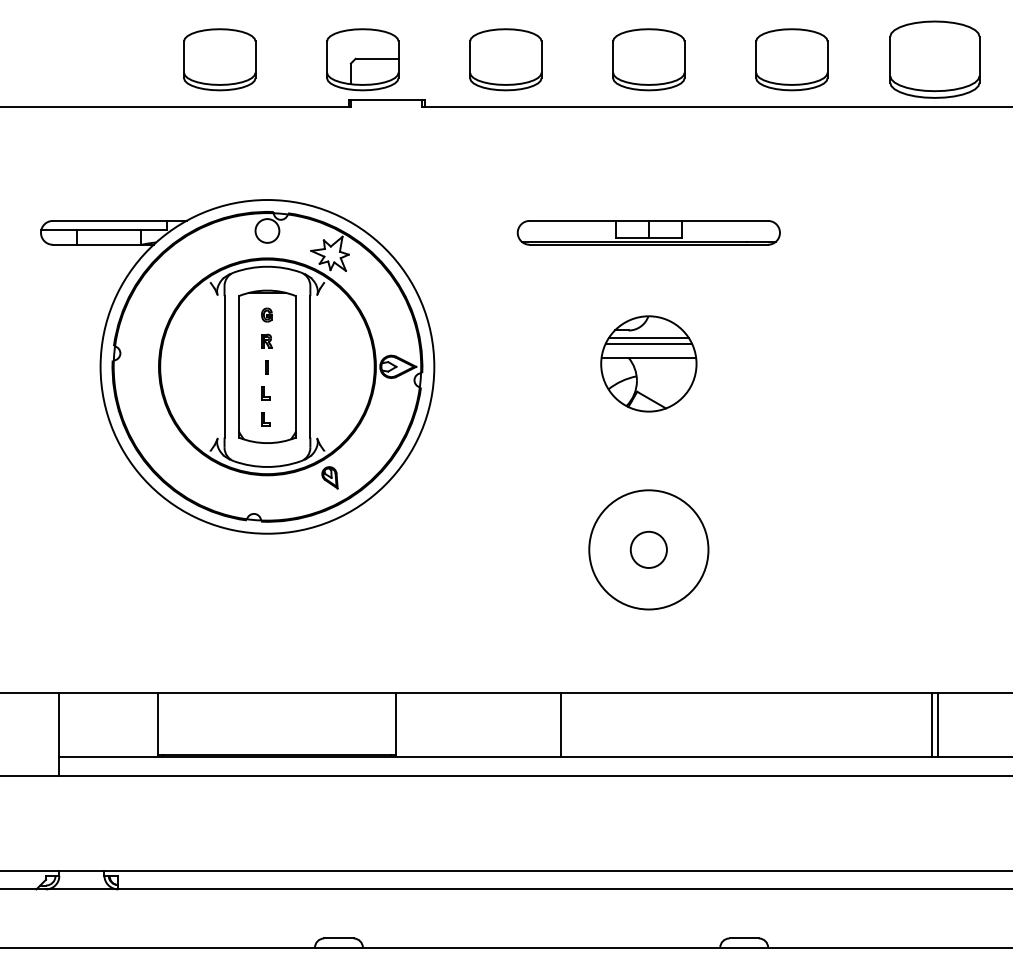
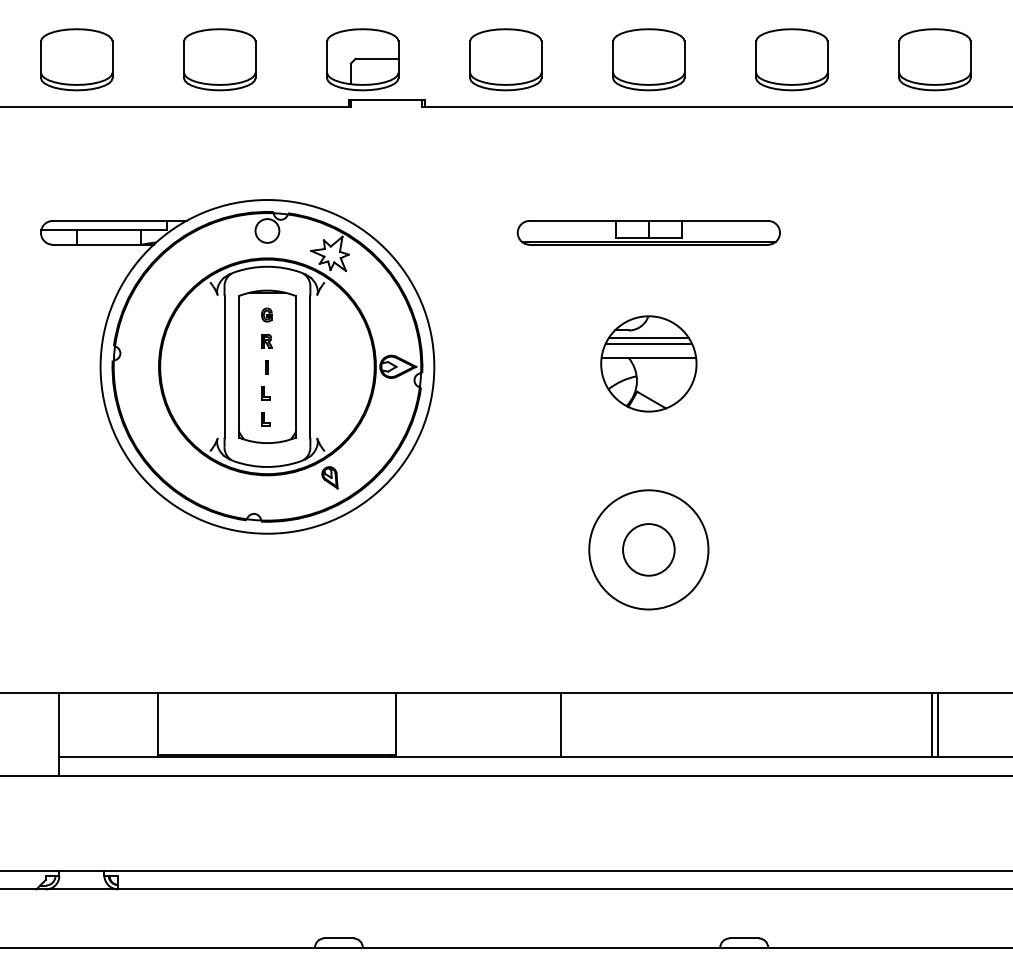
part: none -> present (76, 59)
part size: 92x79 px -> 74x64 px (934, 59)
circle diameter: 36 px -> 52 px (648, 549)
